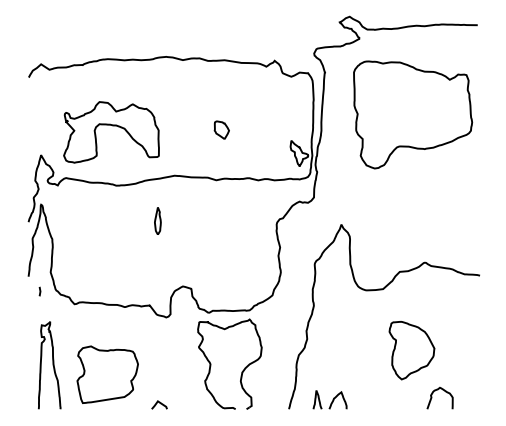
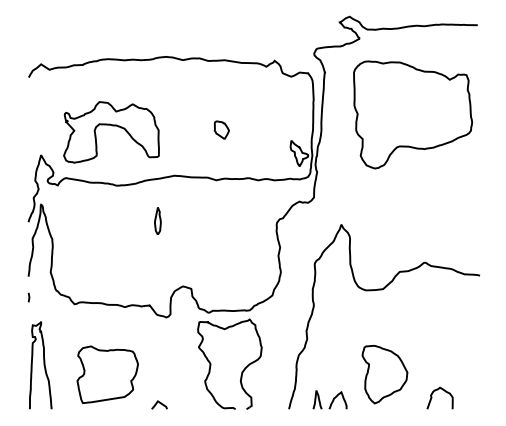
curve position: (39, 291) -> (28, 297) (28, 297)
part position: (411, 350) -> (384, 374) (384, 374)
curve position: (52, 365) -> (43, 365) (43, 365)
